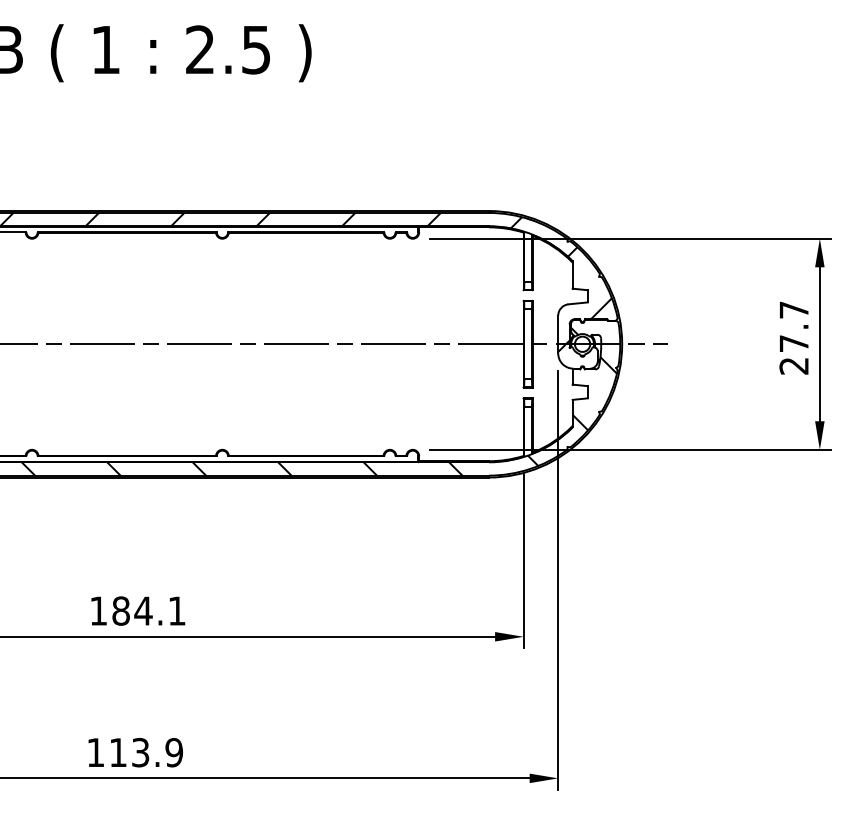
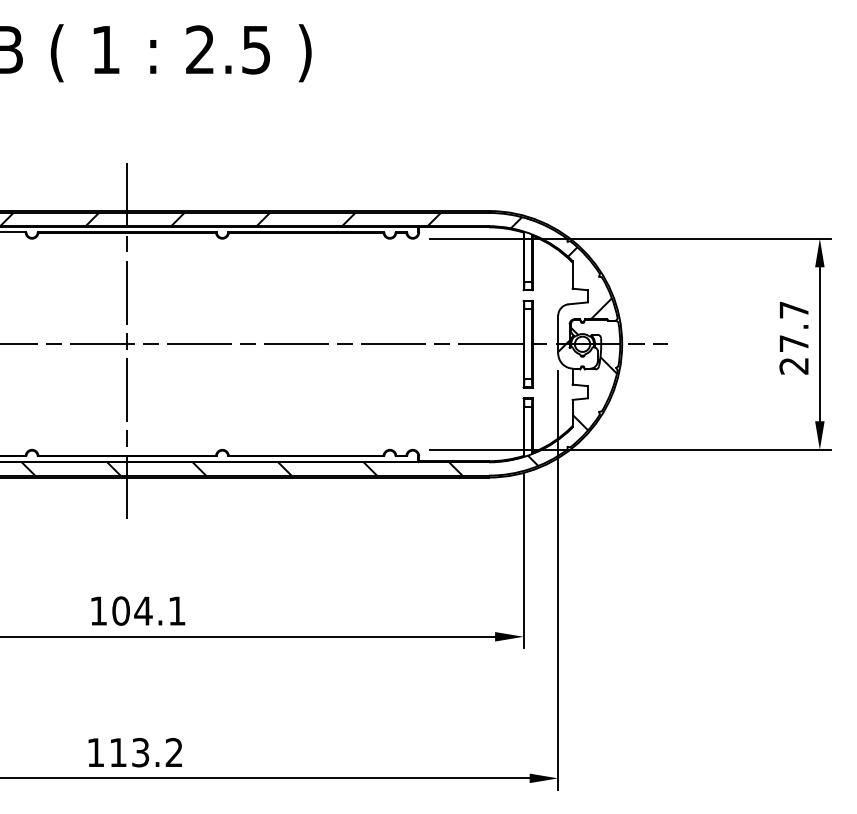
line: none -> present (127, 343)
text: 184.1 -> 104.1 (120, 611)
text: 113.9 -> 113.2 (174, 752)
